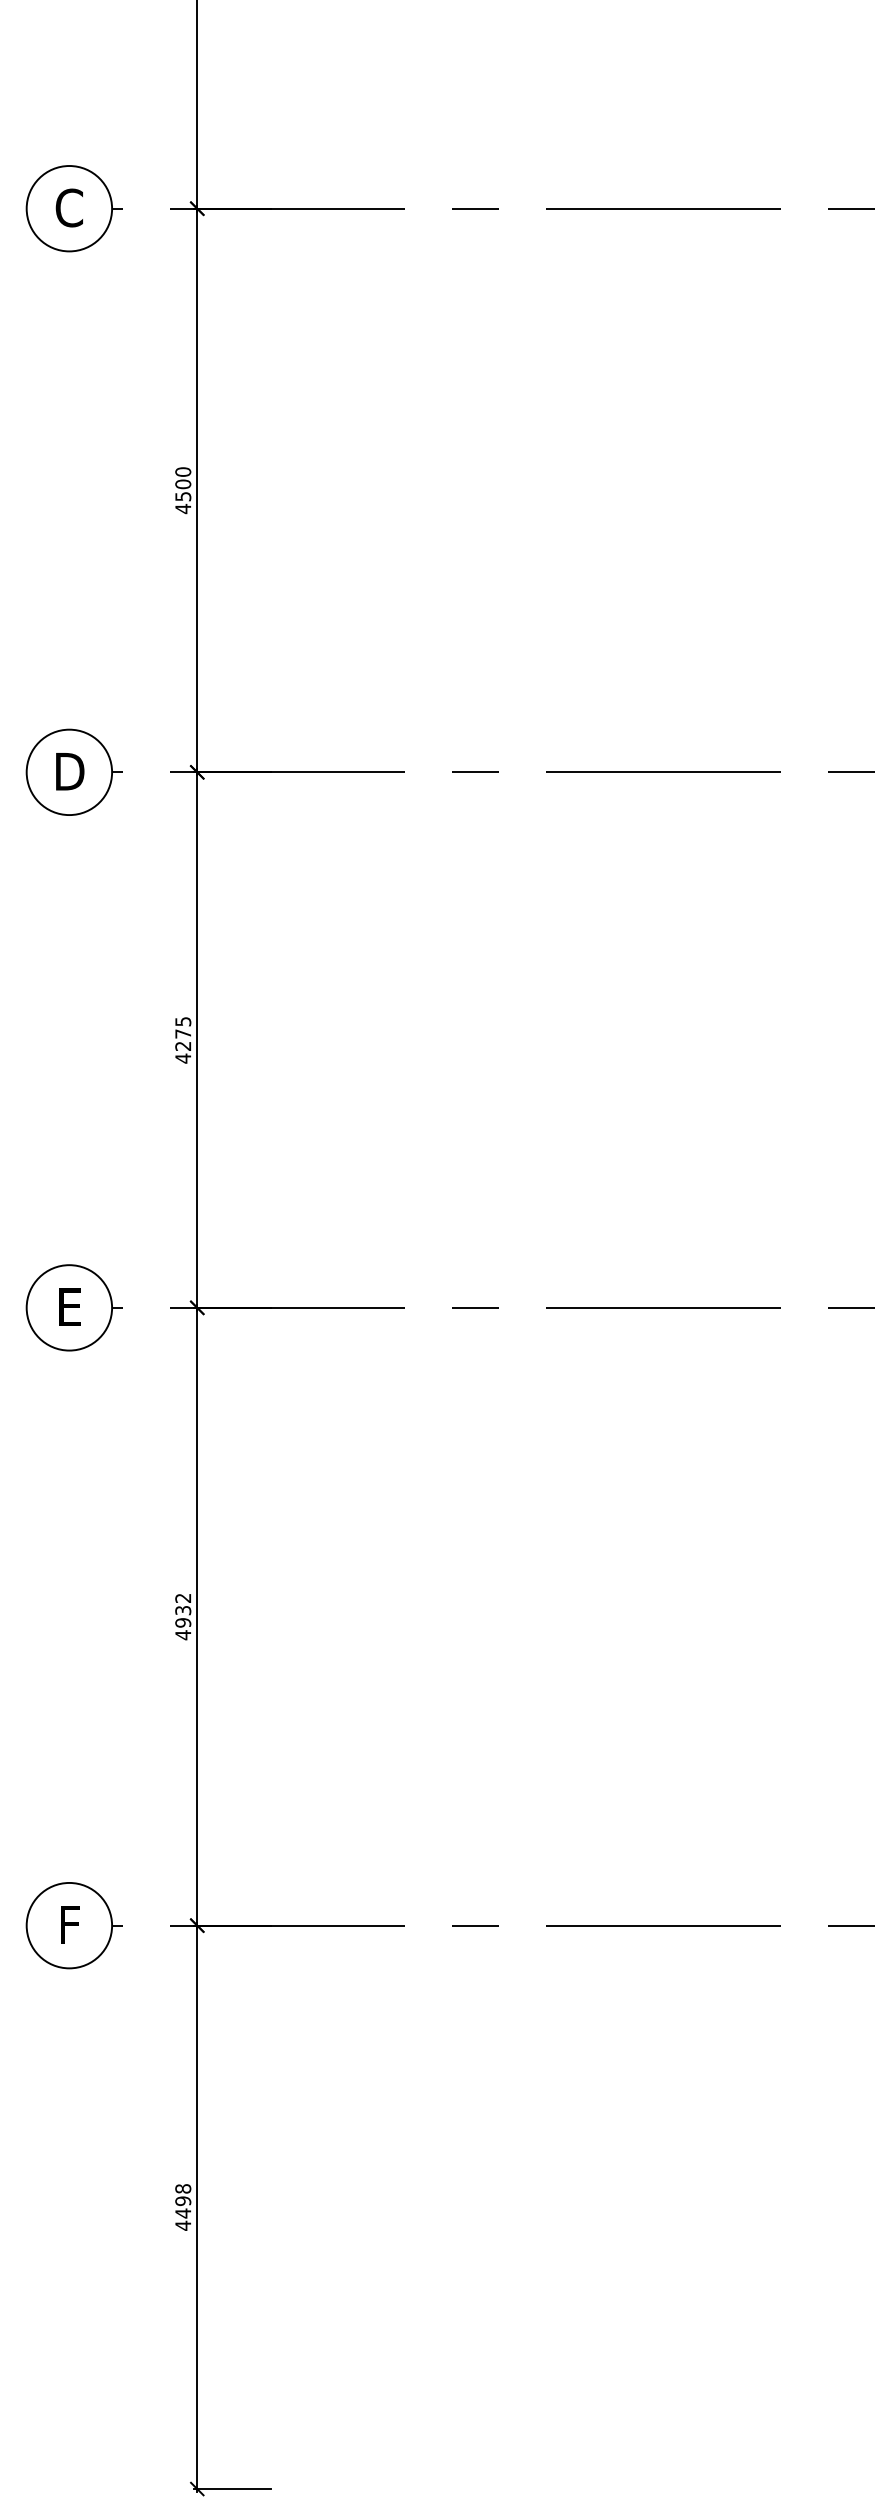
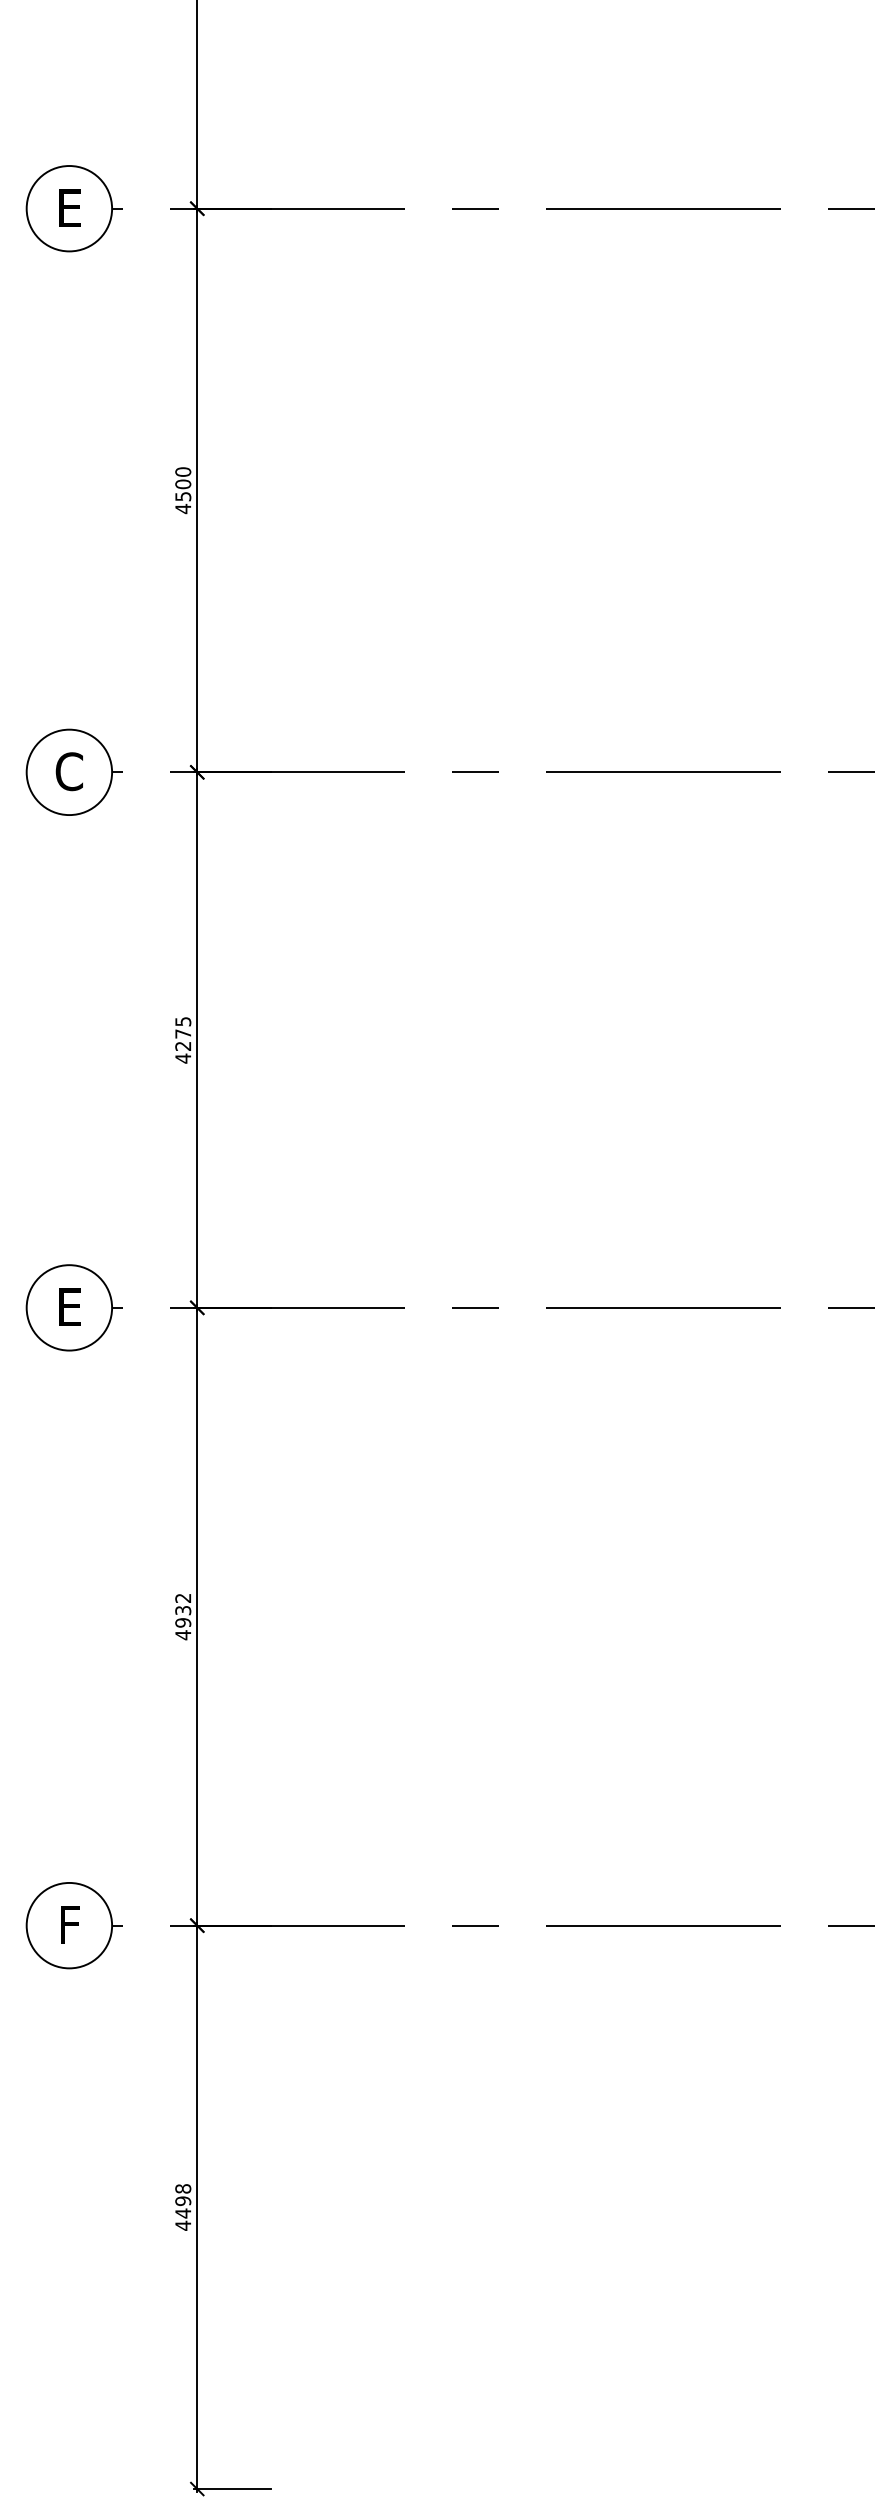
text: C -> E (68, 207)
text: D -> C (69, 771)
